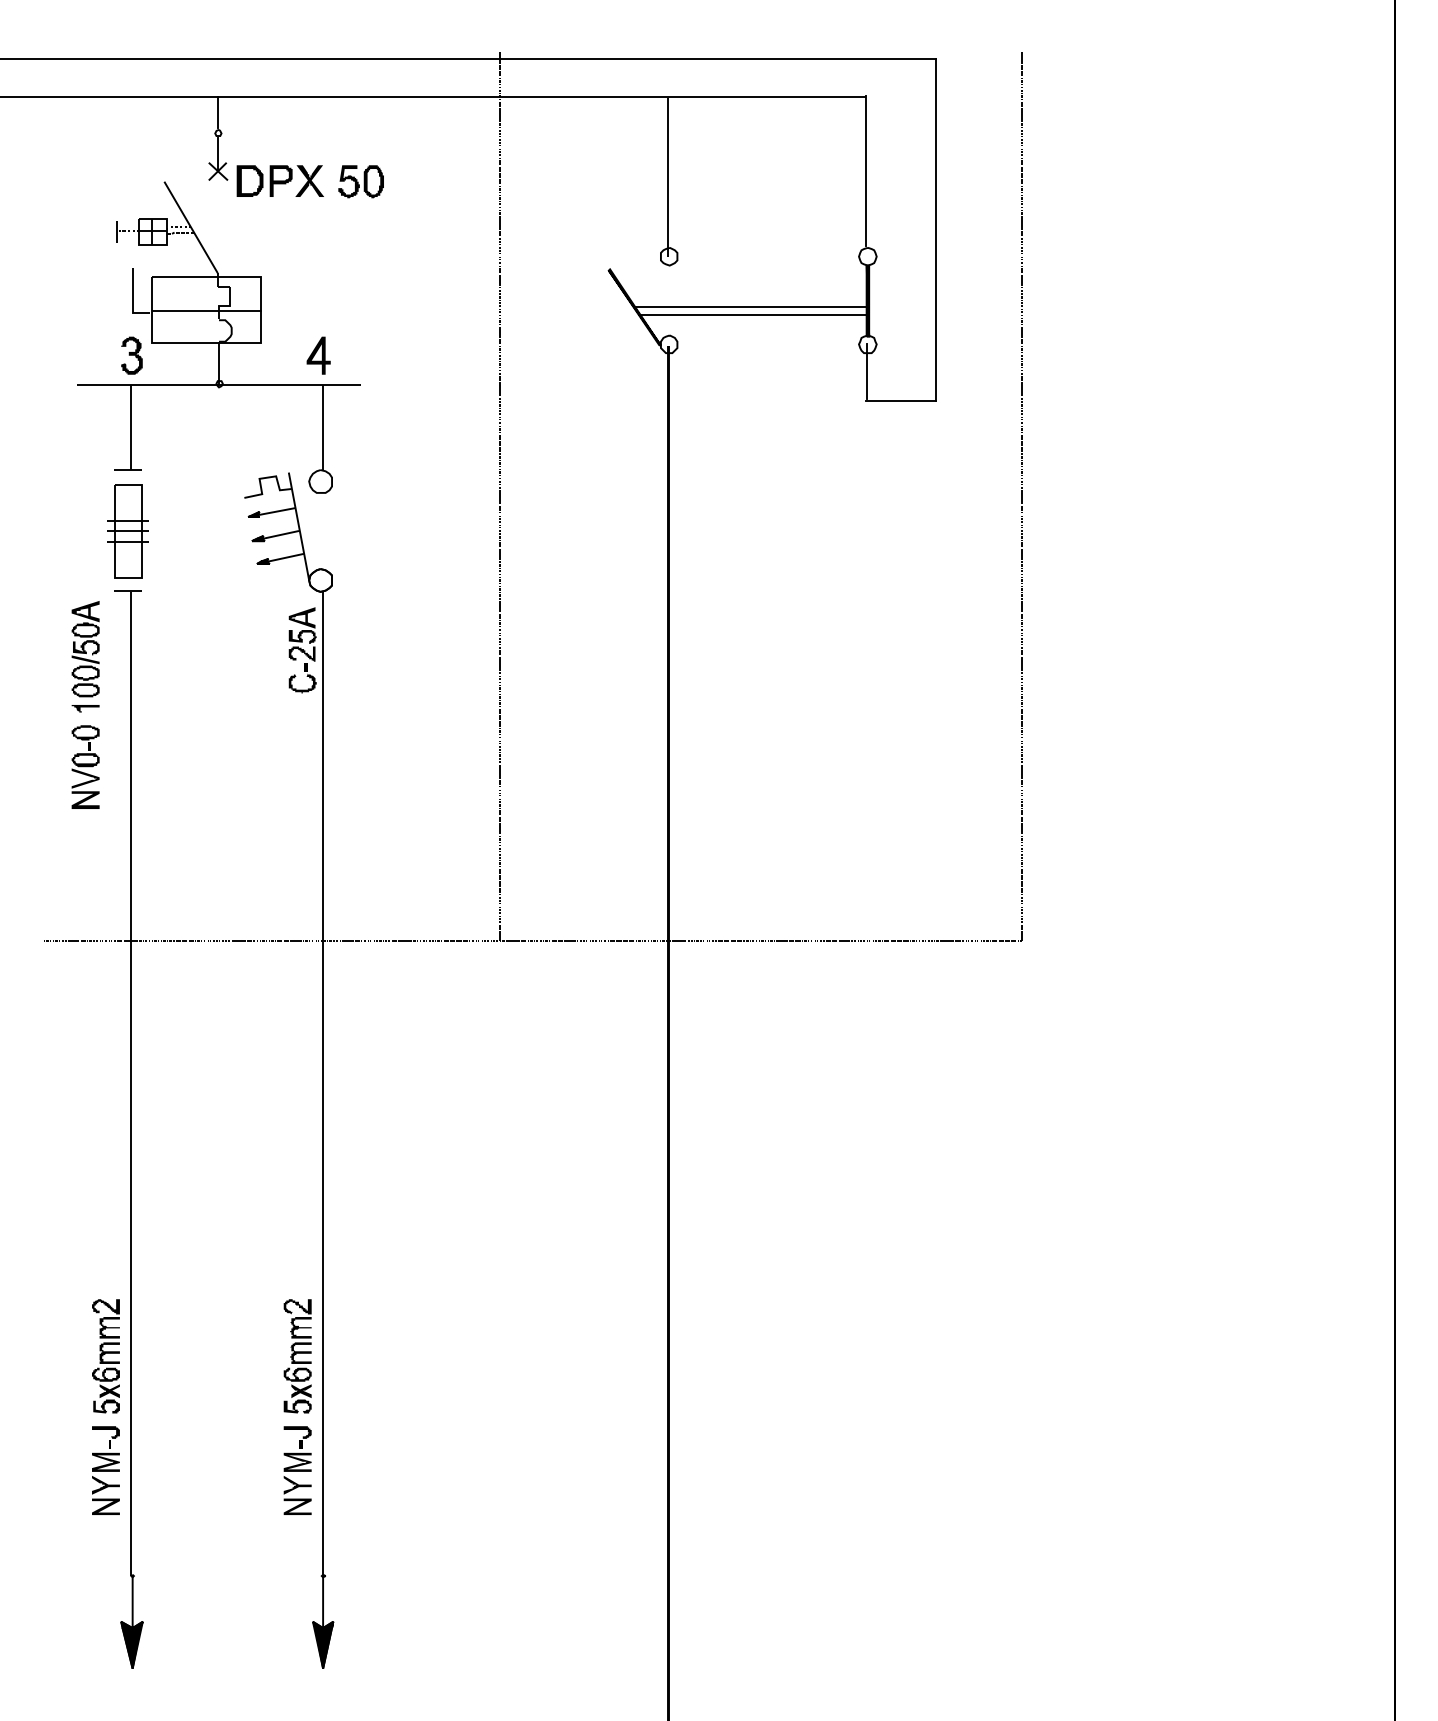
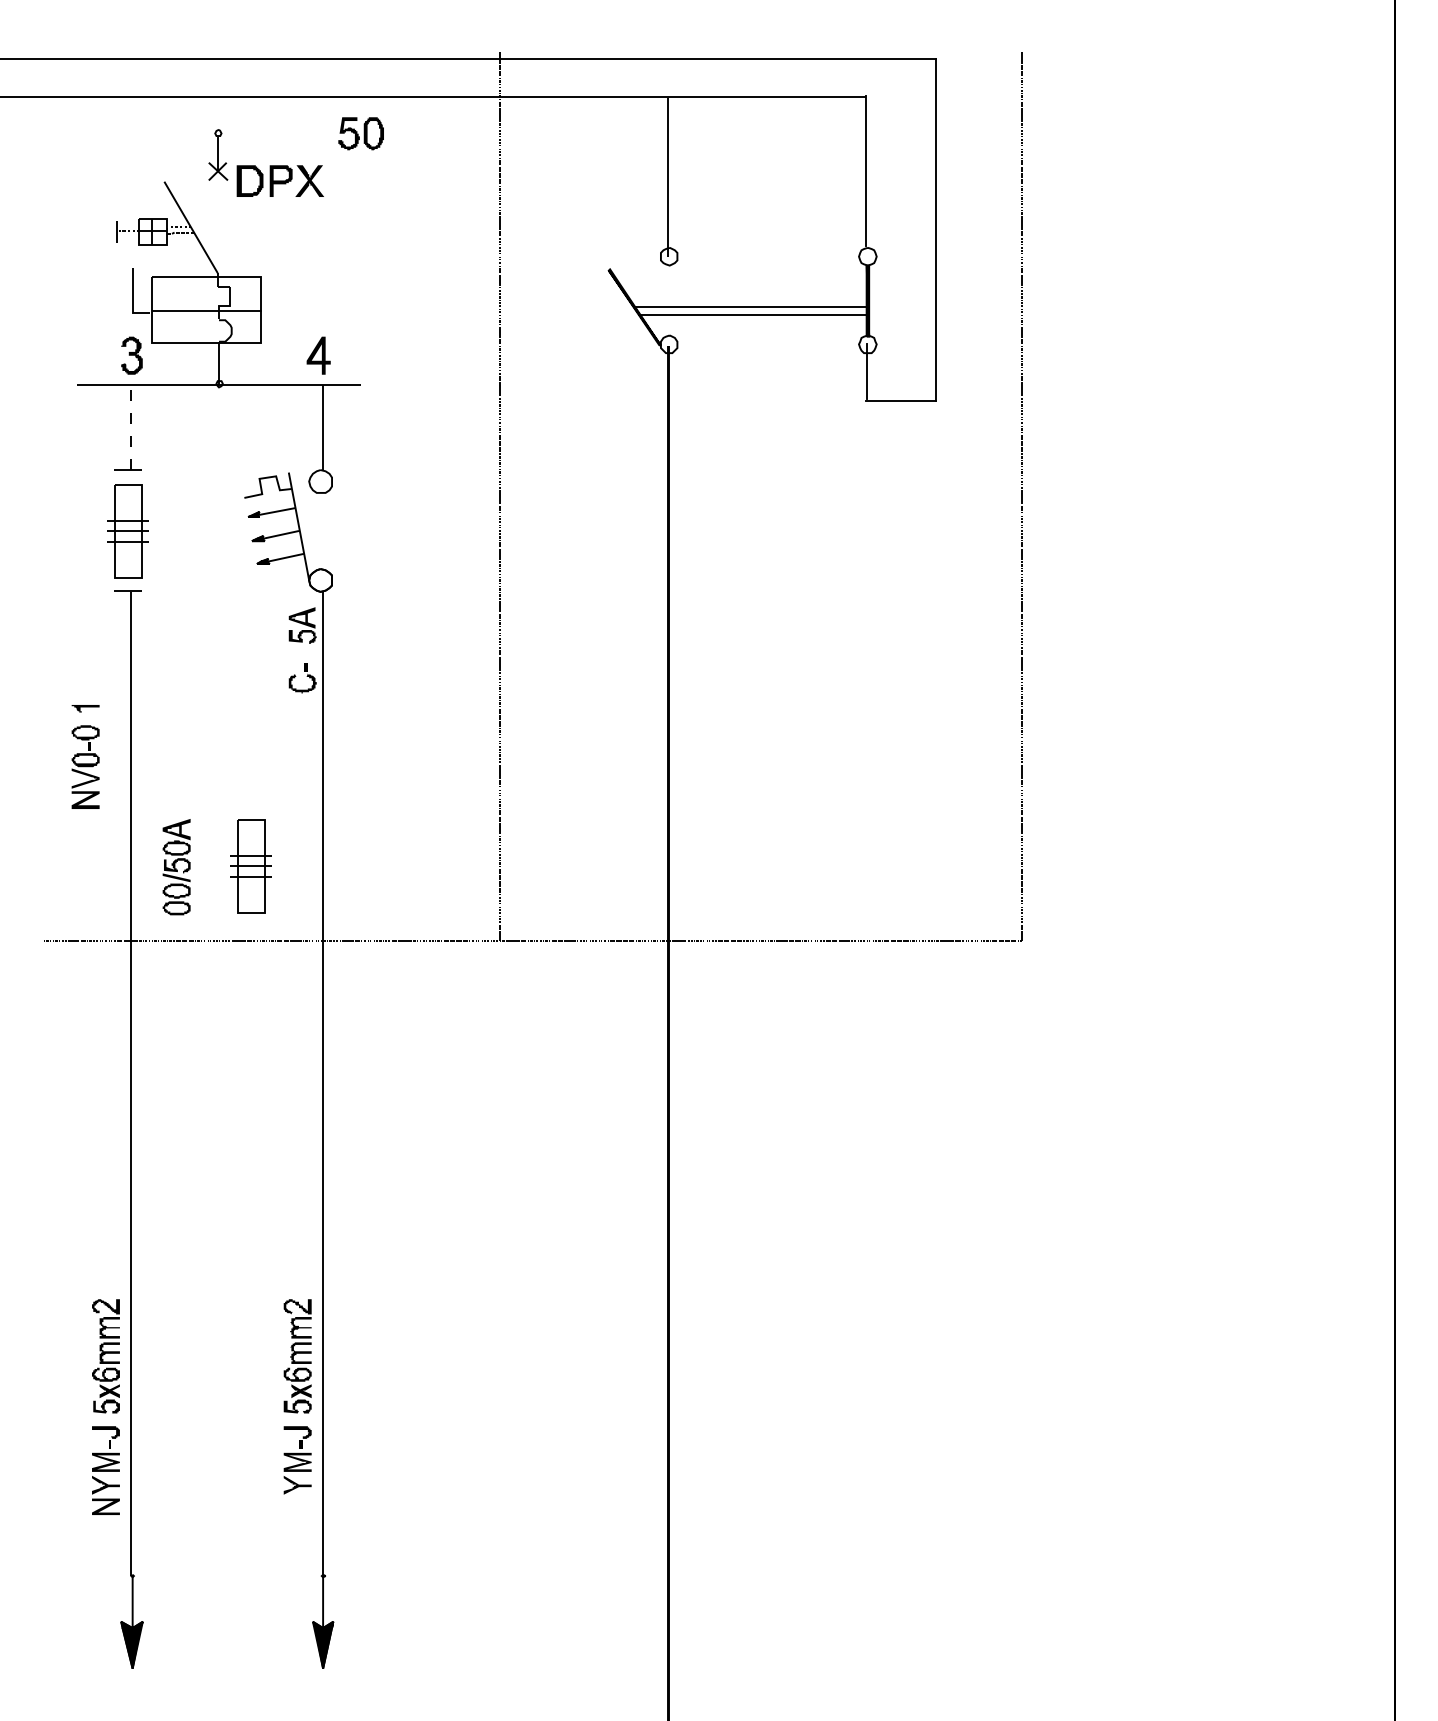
line: present -> none (218, 112)
part position: (360, 181) -> (360, 133) (360, 133)
line: solid -> dashed (131, 427)
part position: (85, 649) -> (176, 867) (176, 867)
fill: present -> none (301, 653)
part: none -> present (250, 866)
fill: present -> none (297, 1506)
